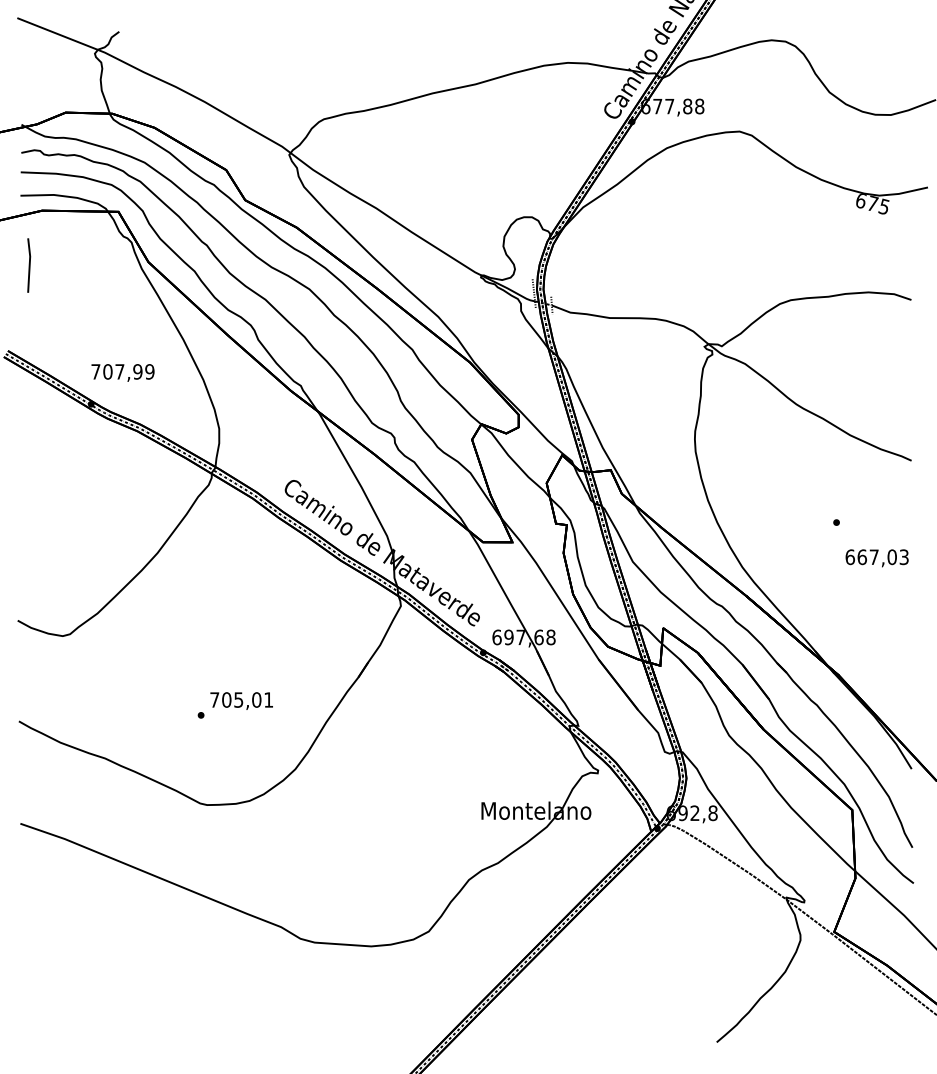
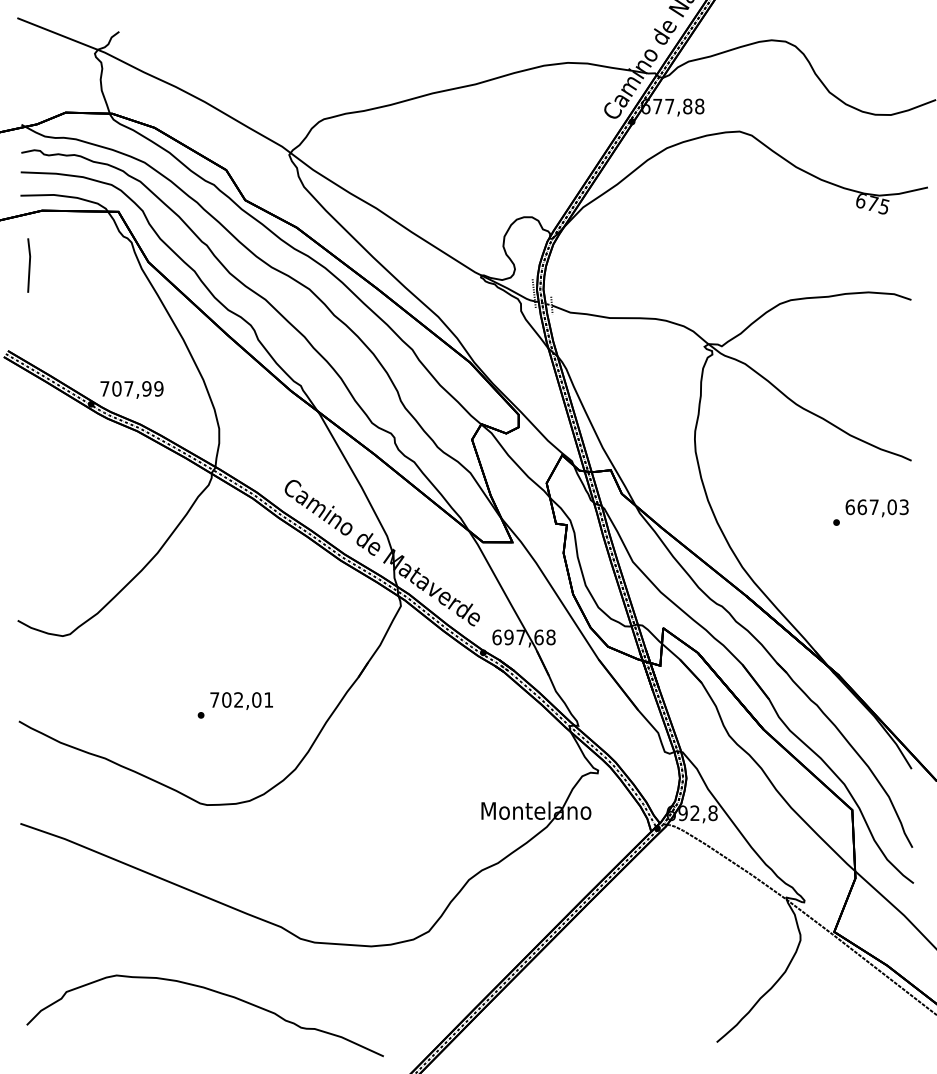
text position: (122, 372) -> (131, 389) (131, 389)
text position: (876, 558) -> (876, 508) (876, 508)
text: 705,01 -> 702,01 (238, 699)
curve: none -> present (211, 991)
